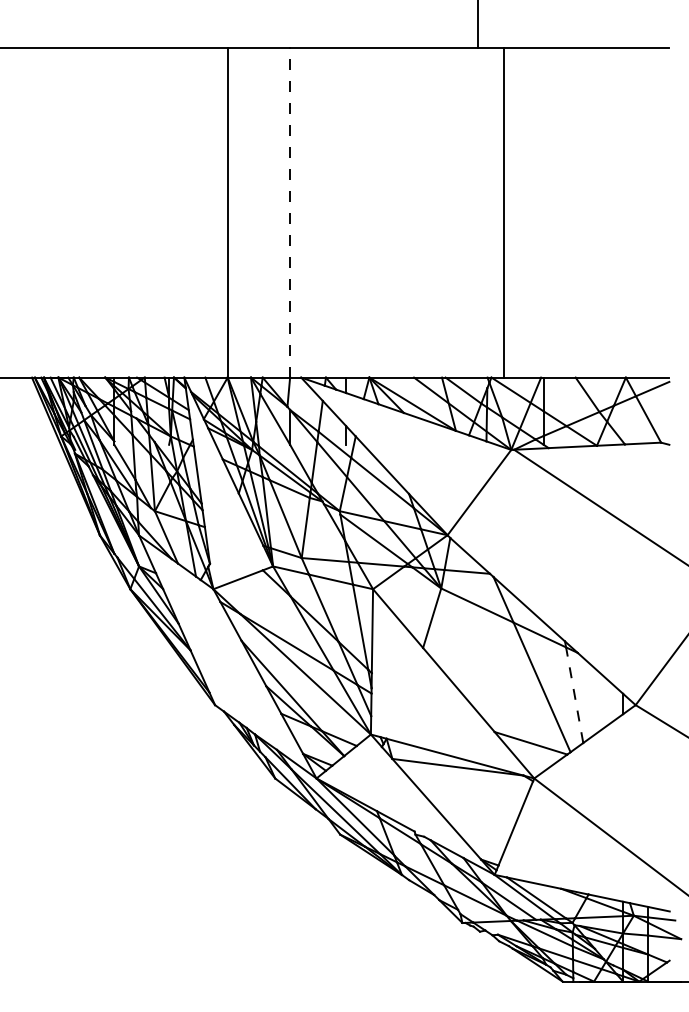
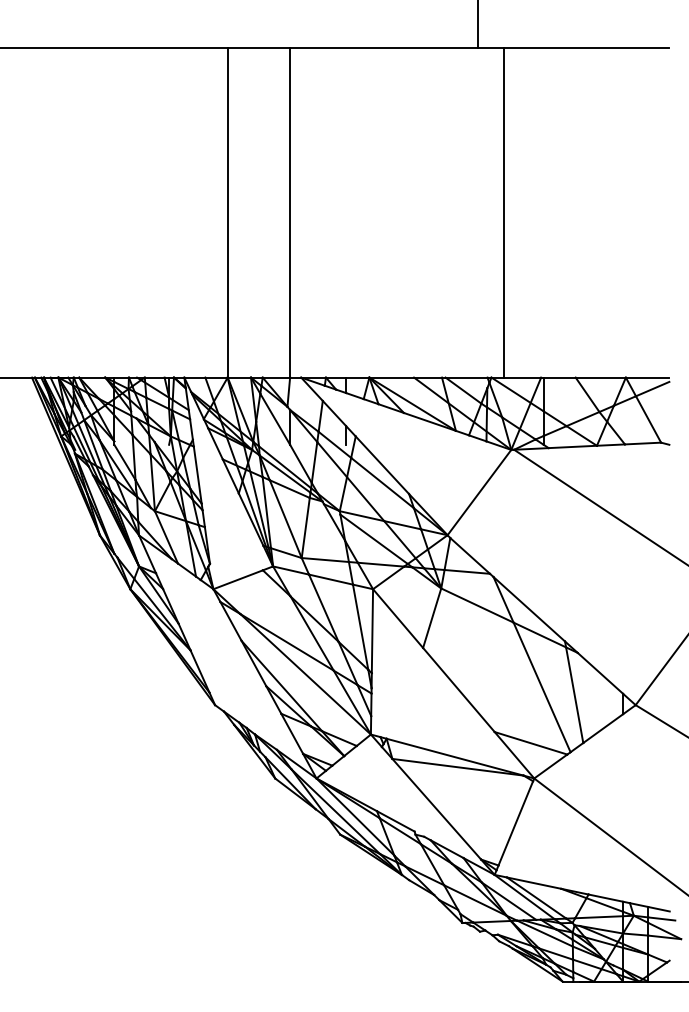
line: dashed -> solid (290, 212)
line: dashed -> solid (574, 695)
